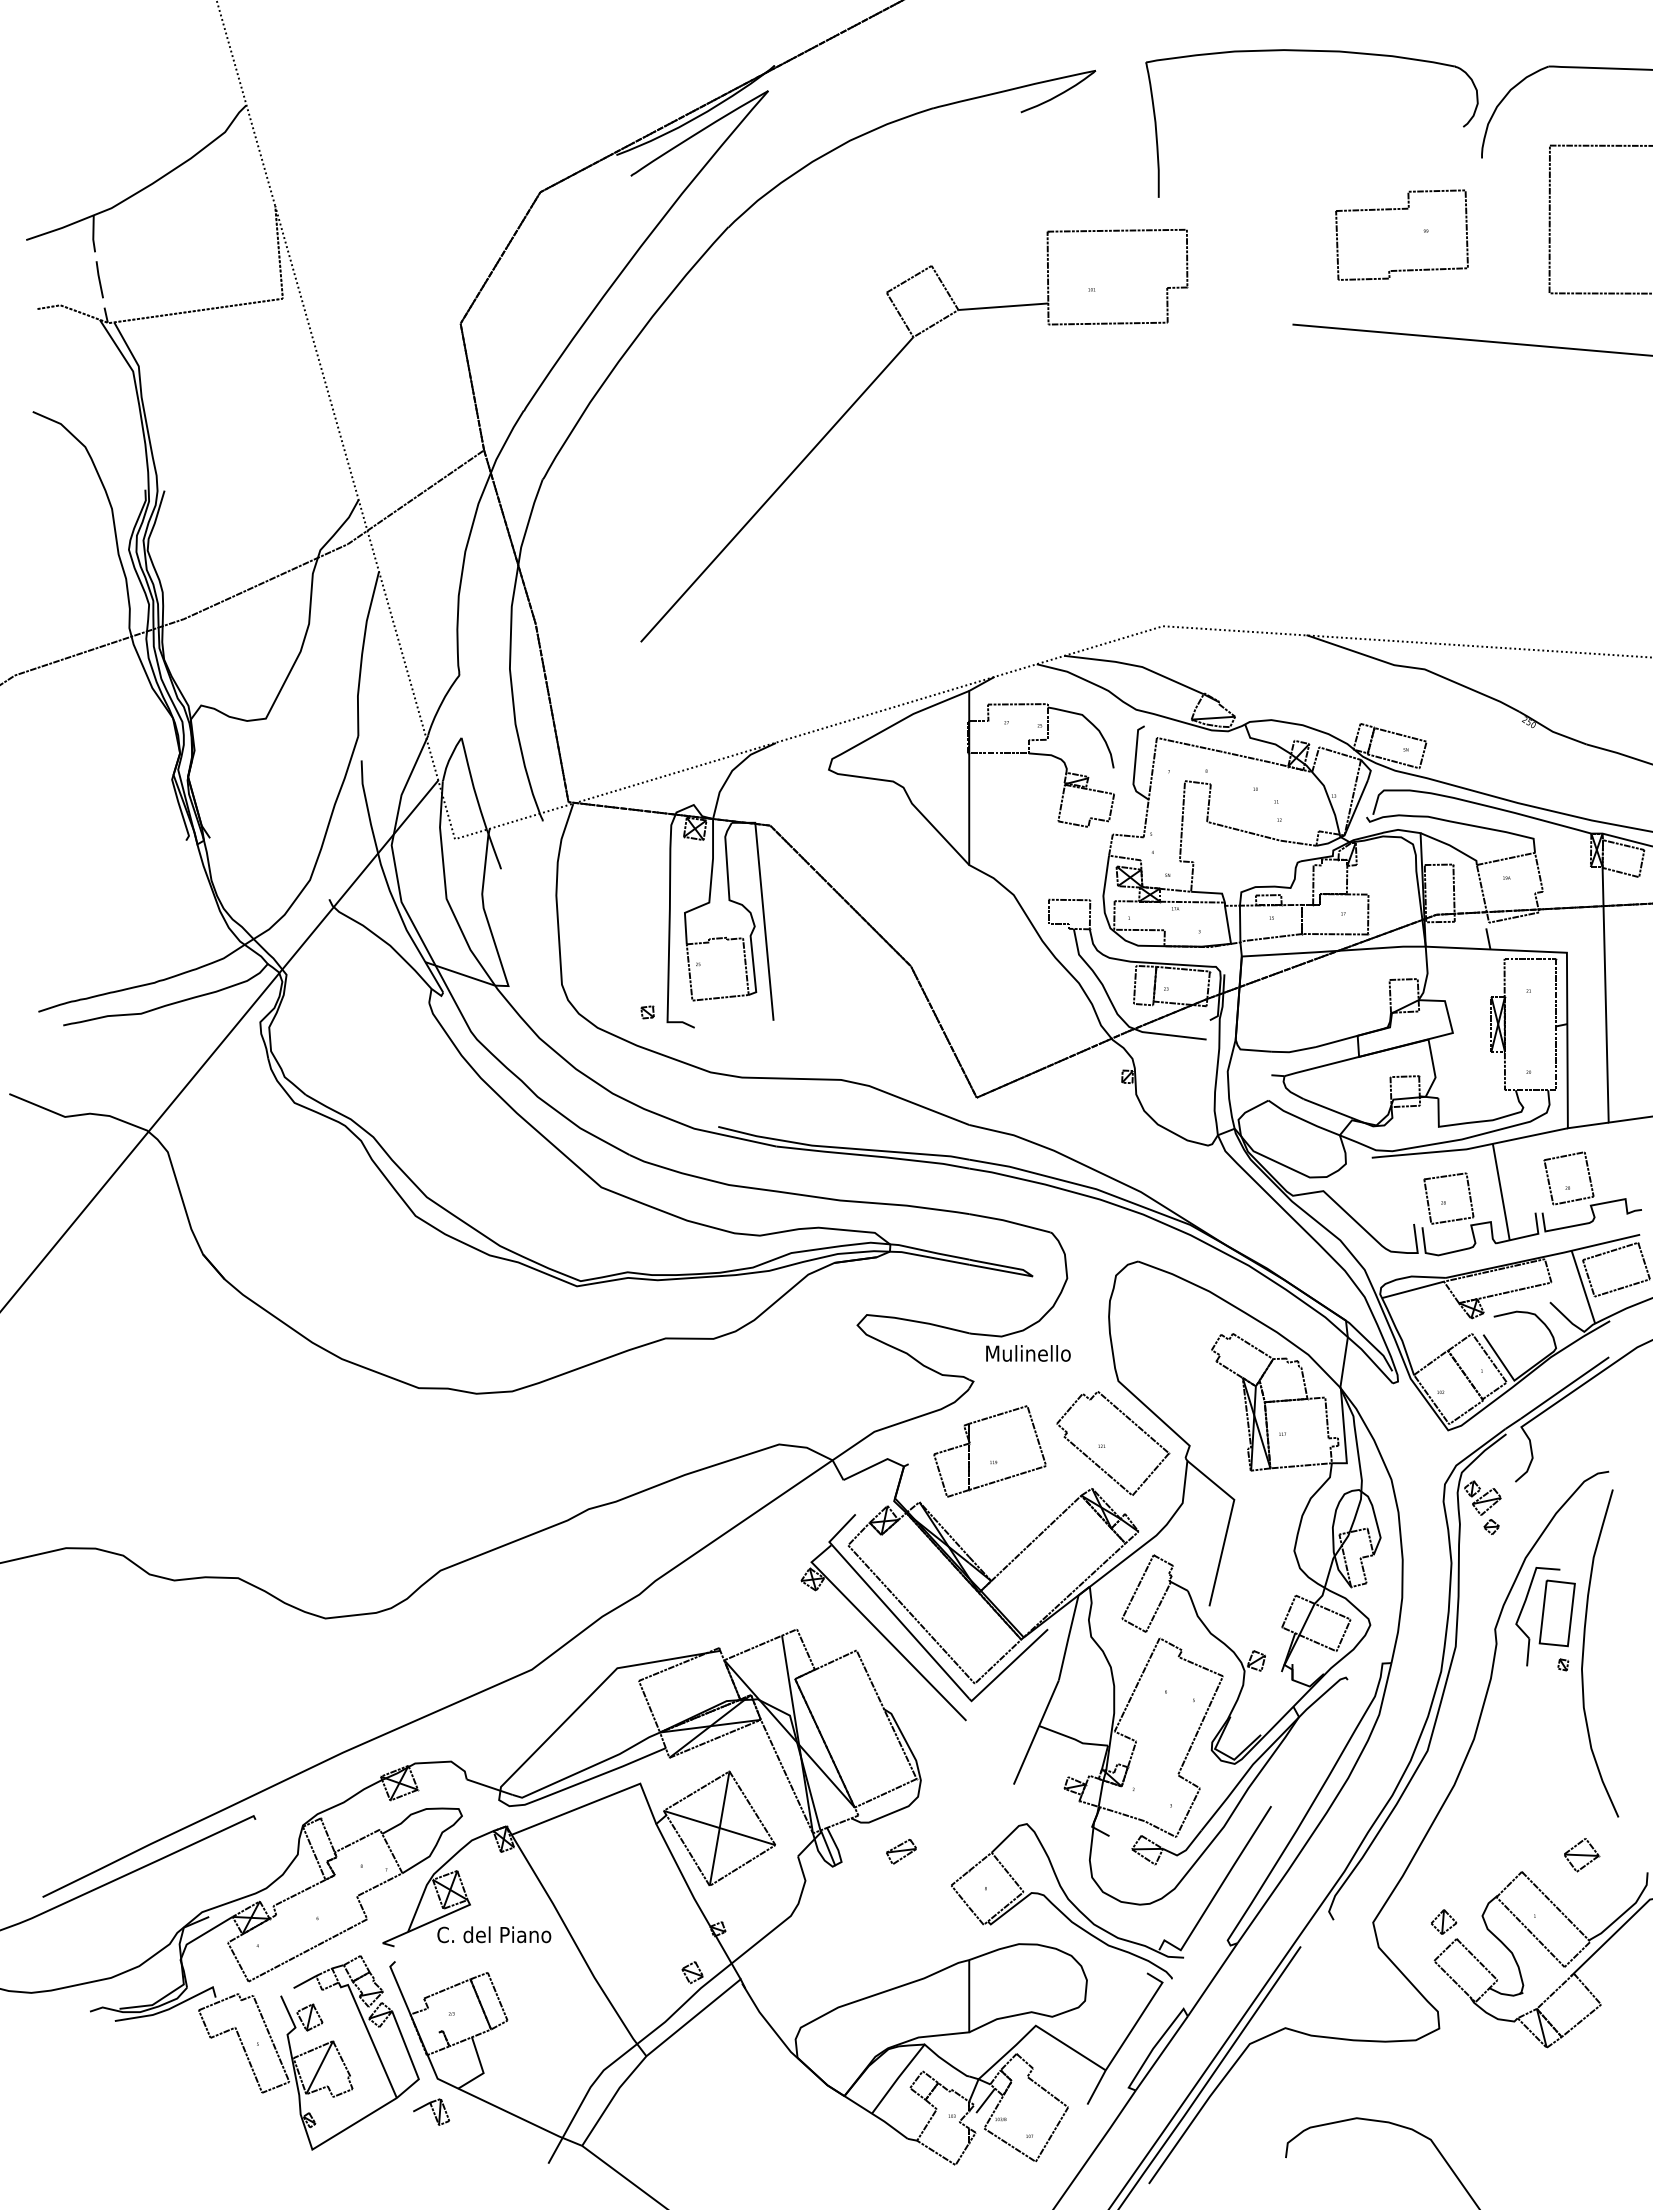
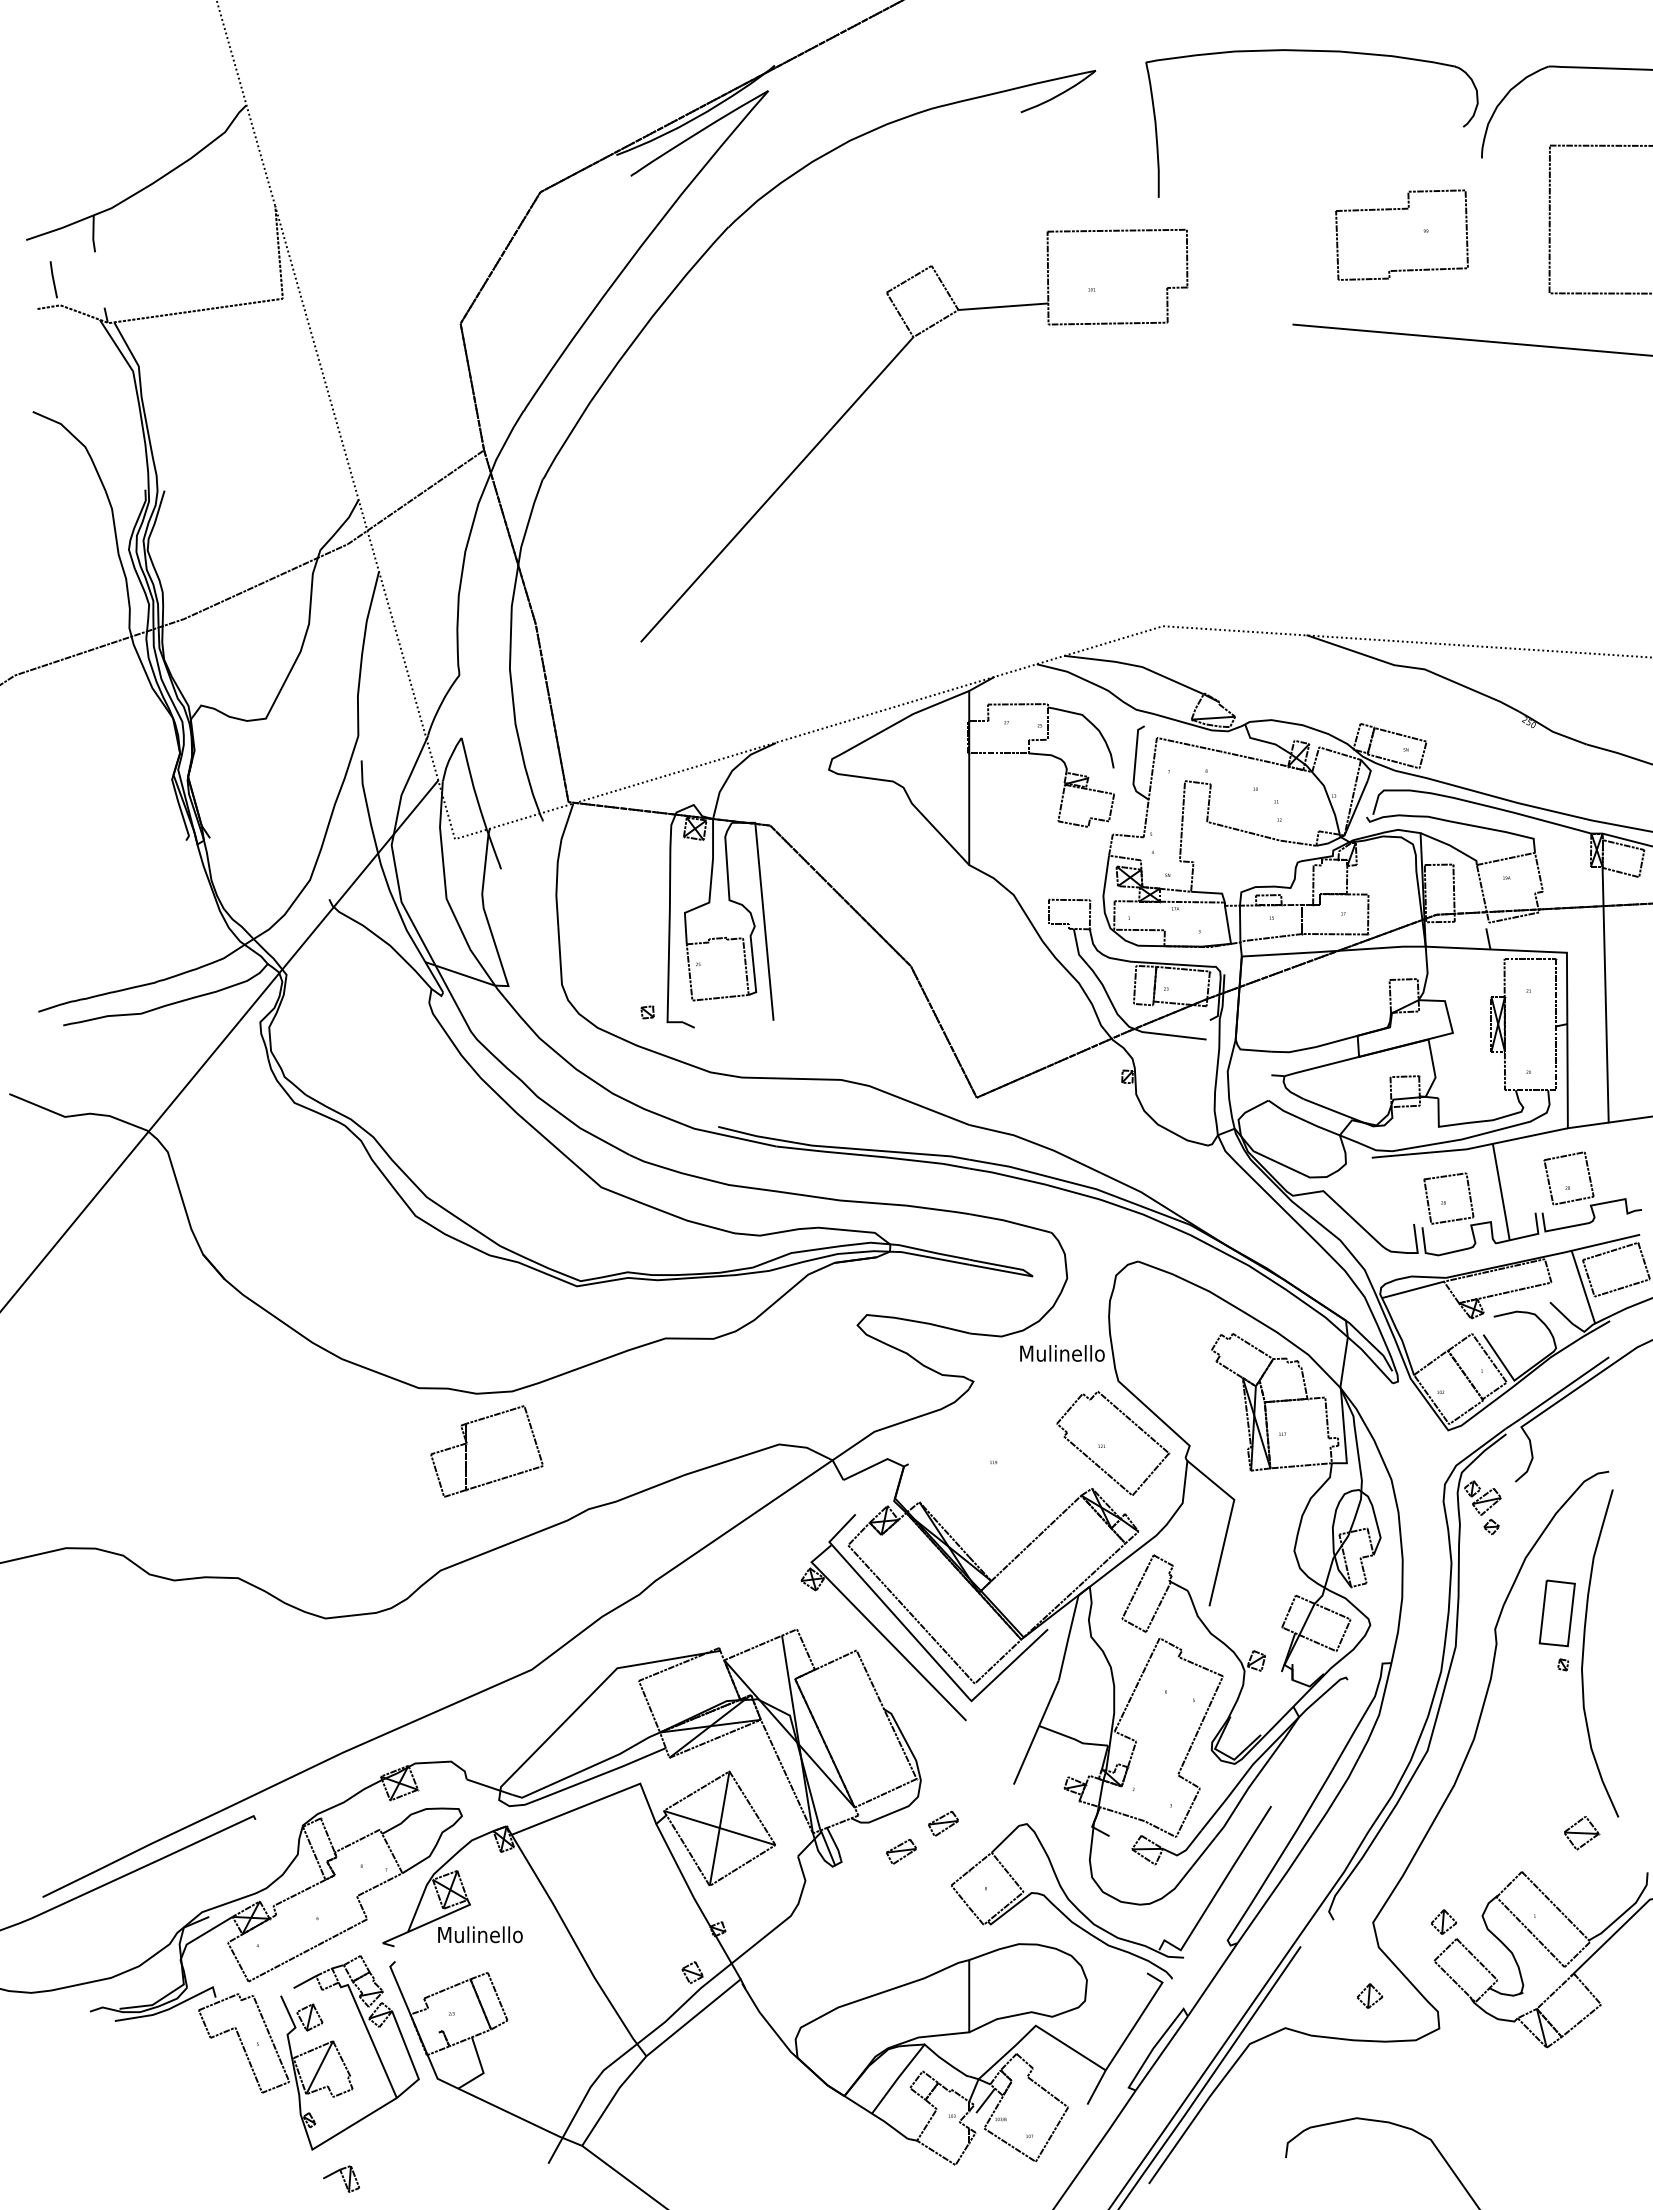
line position: (99, 279) -> (53, 279) (53, 279)
text position: (1028, 1353) -> (1062, 1353) (1062, 1353)
part position: (969, 1451) -> (466, 1451) (466, 1451)
part: present -> none (1522, 1611)
part: none -> present (943, 1823)
part position: (1582, 1855) -> (1582, 1833) (1582, 1833)
text: C. del Piano -> Mulinello (494, 1934)
part: none -> present (1370, 1995)
part position: (431, 2111) -> (341, 2178) (341, 2178)
